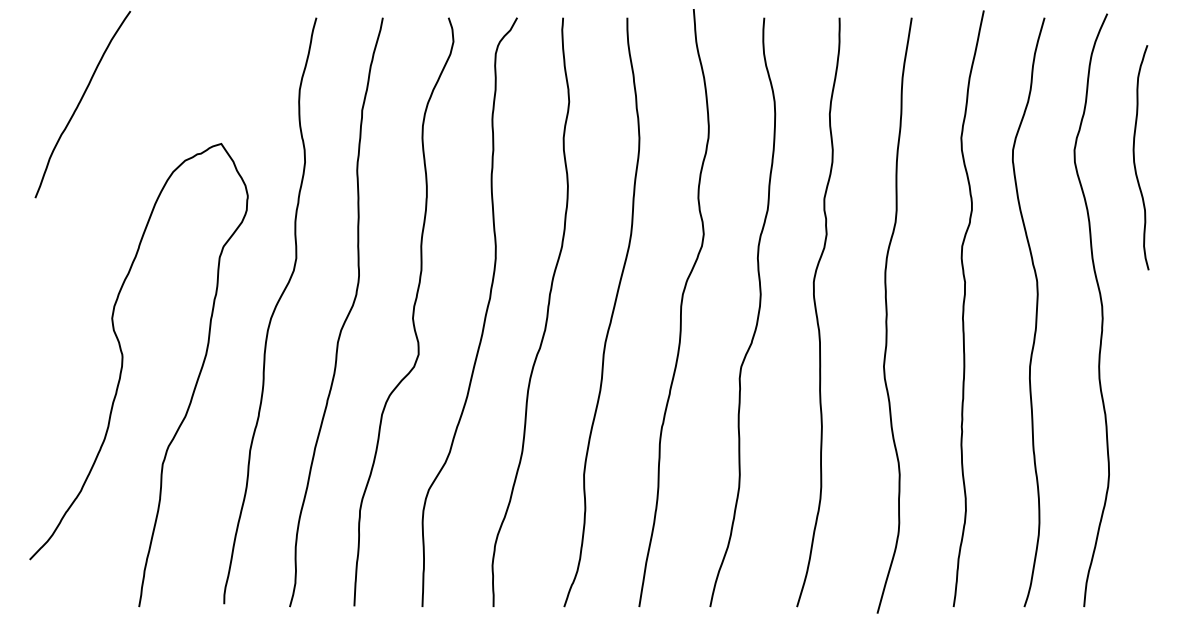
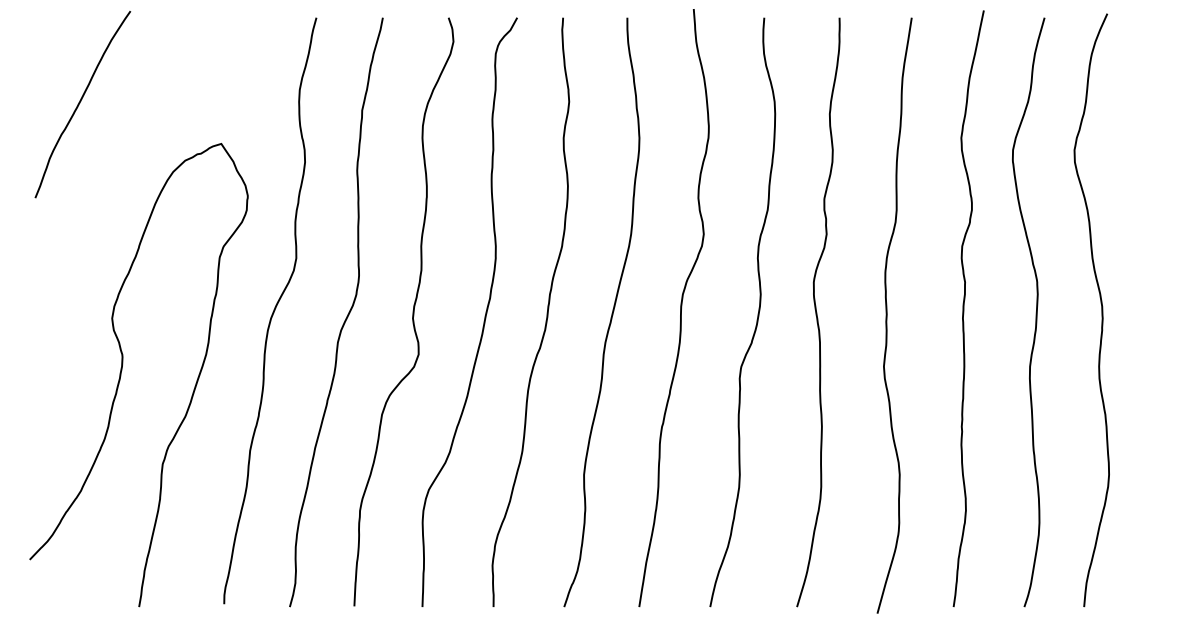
curve: present -> none (1134, 157)
